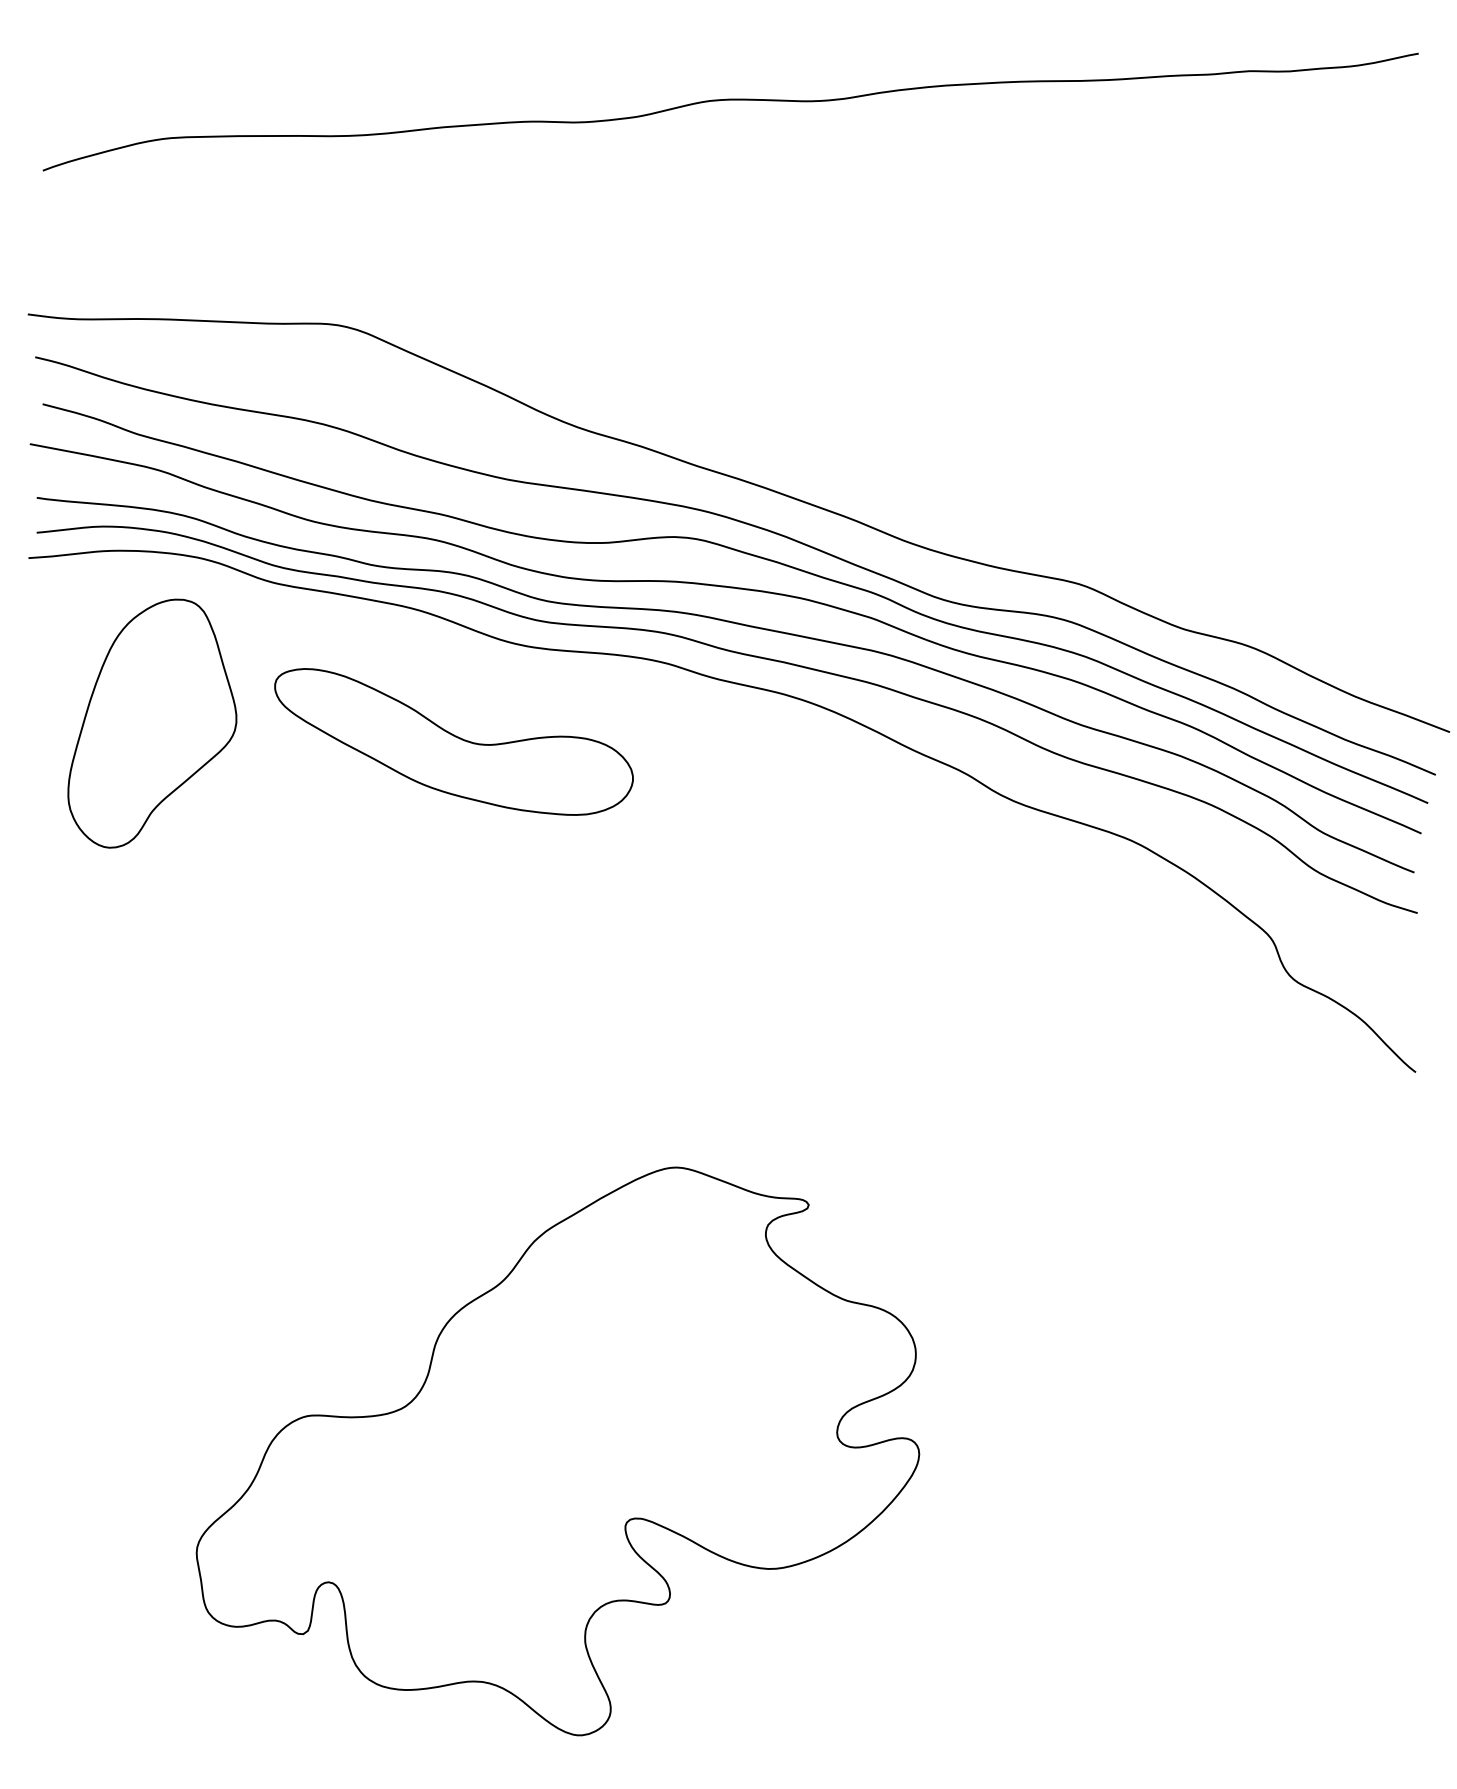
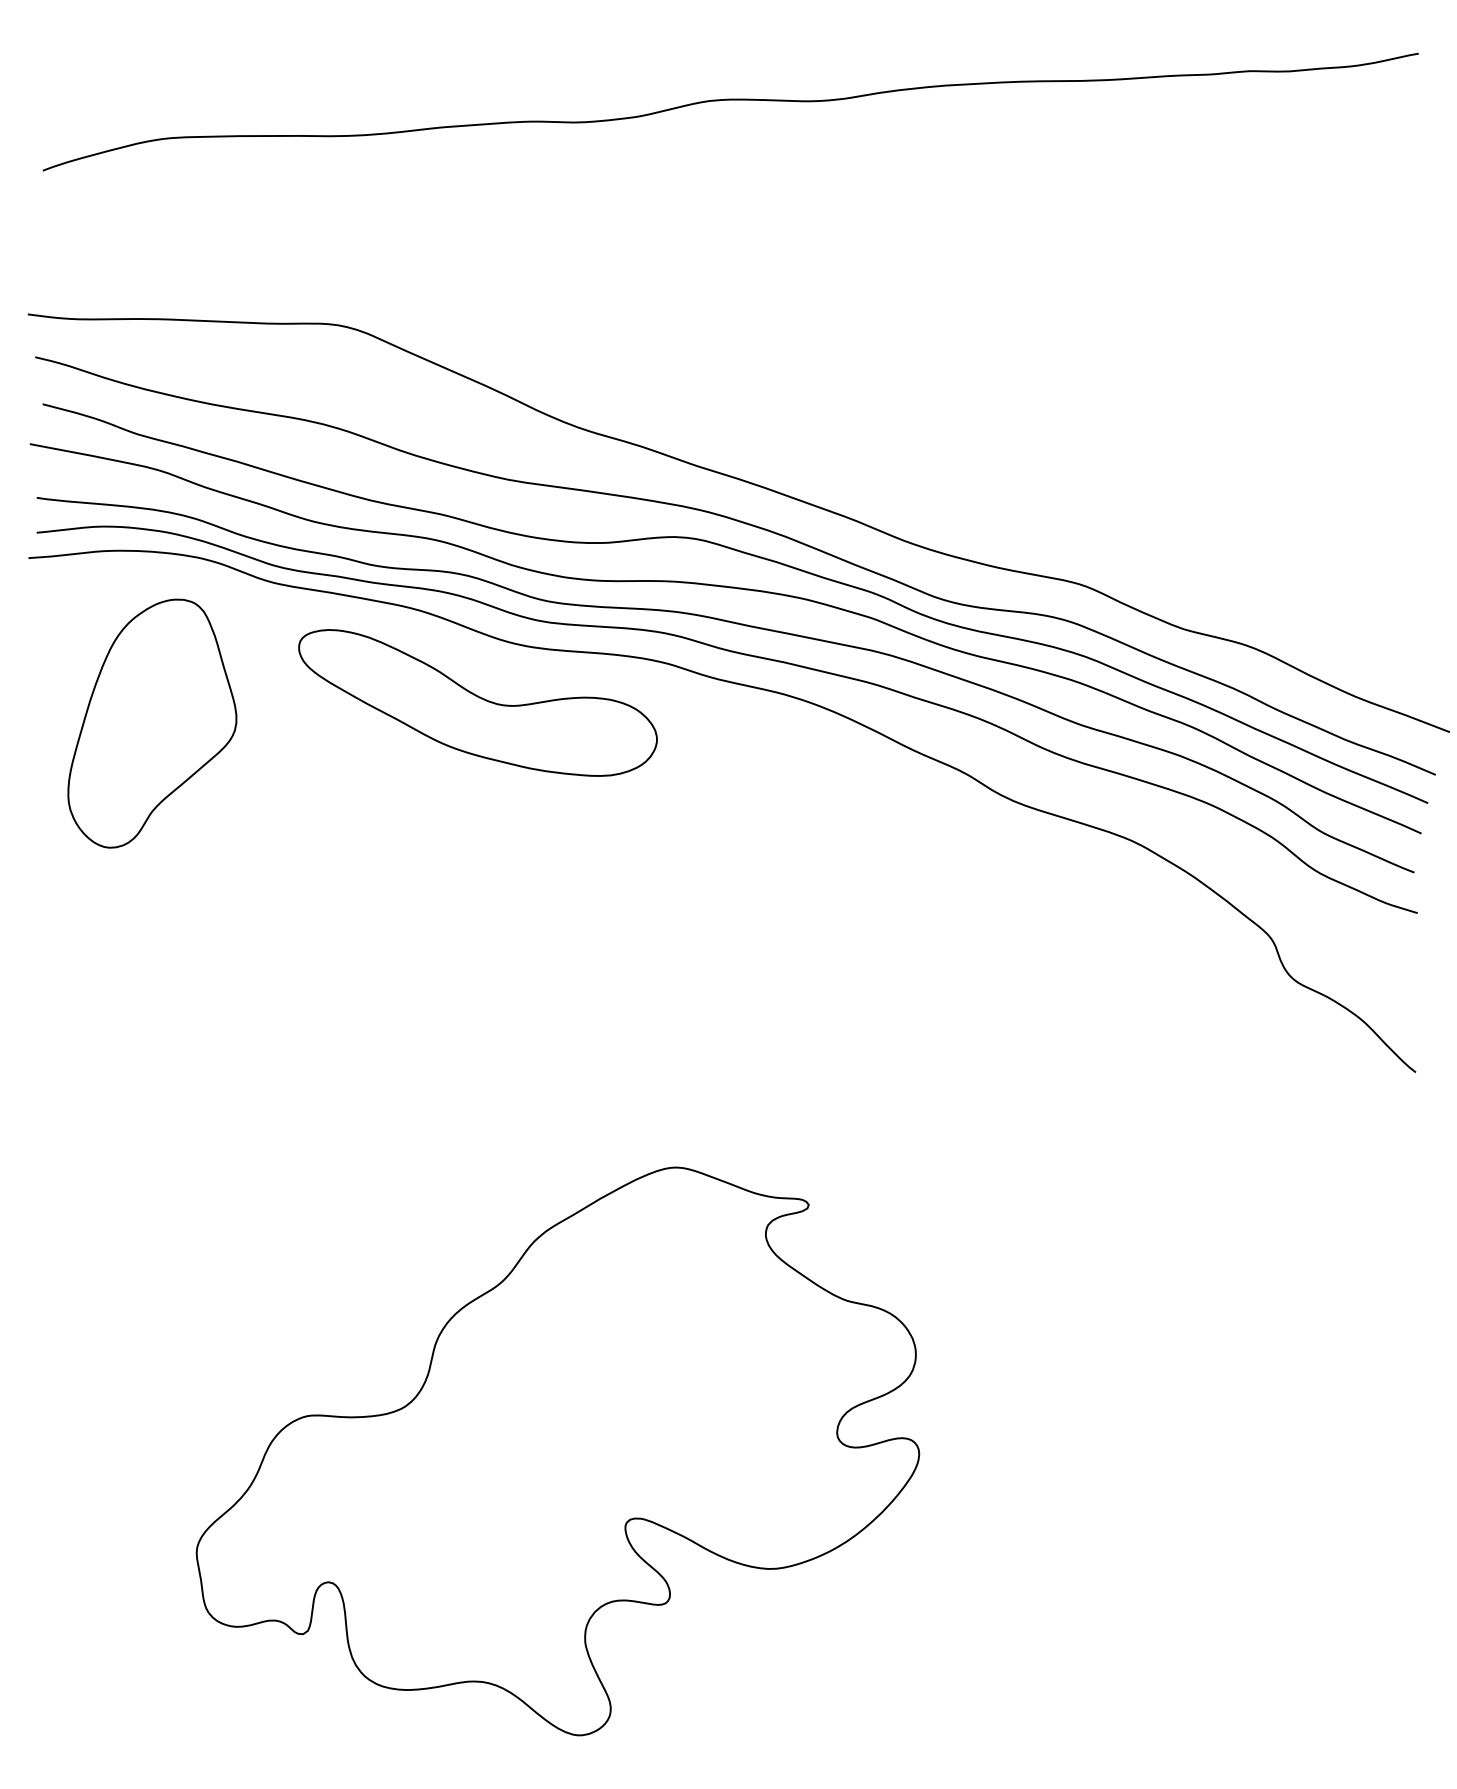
part position: (453, 741) -> (477, 702) (477, 702)
